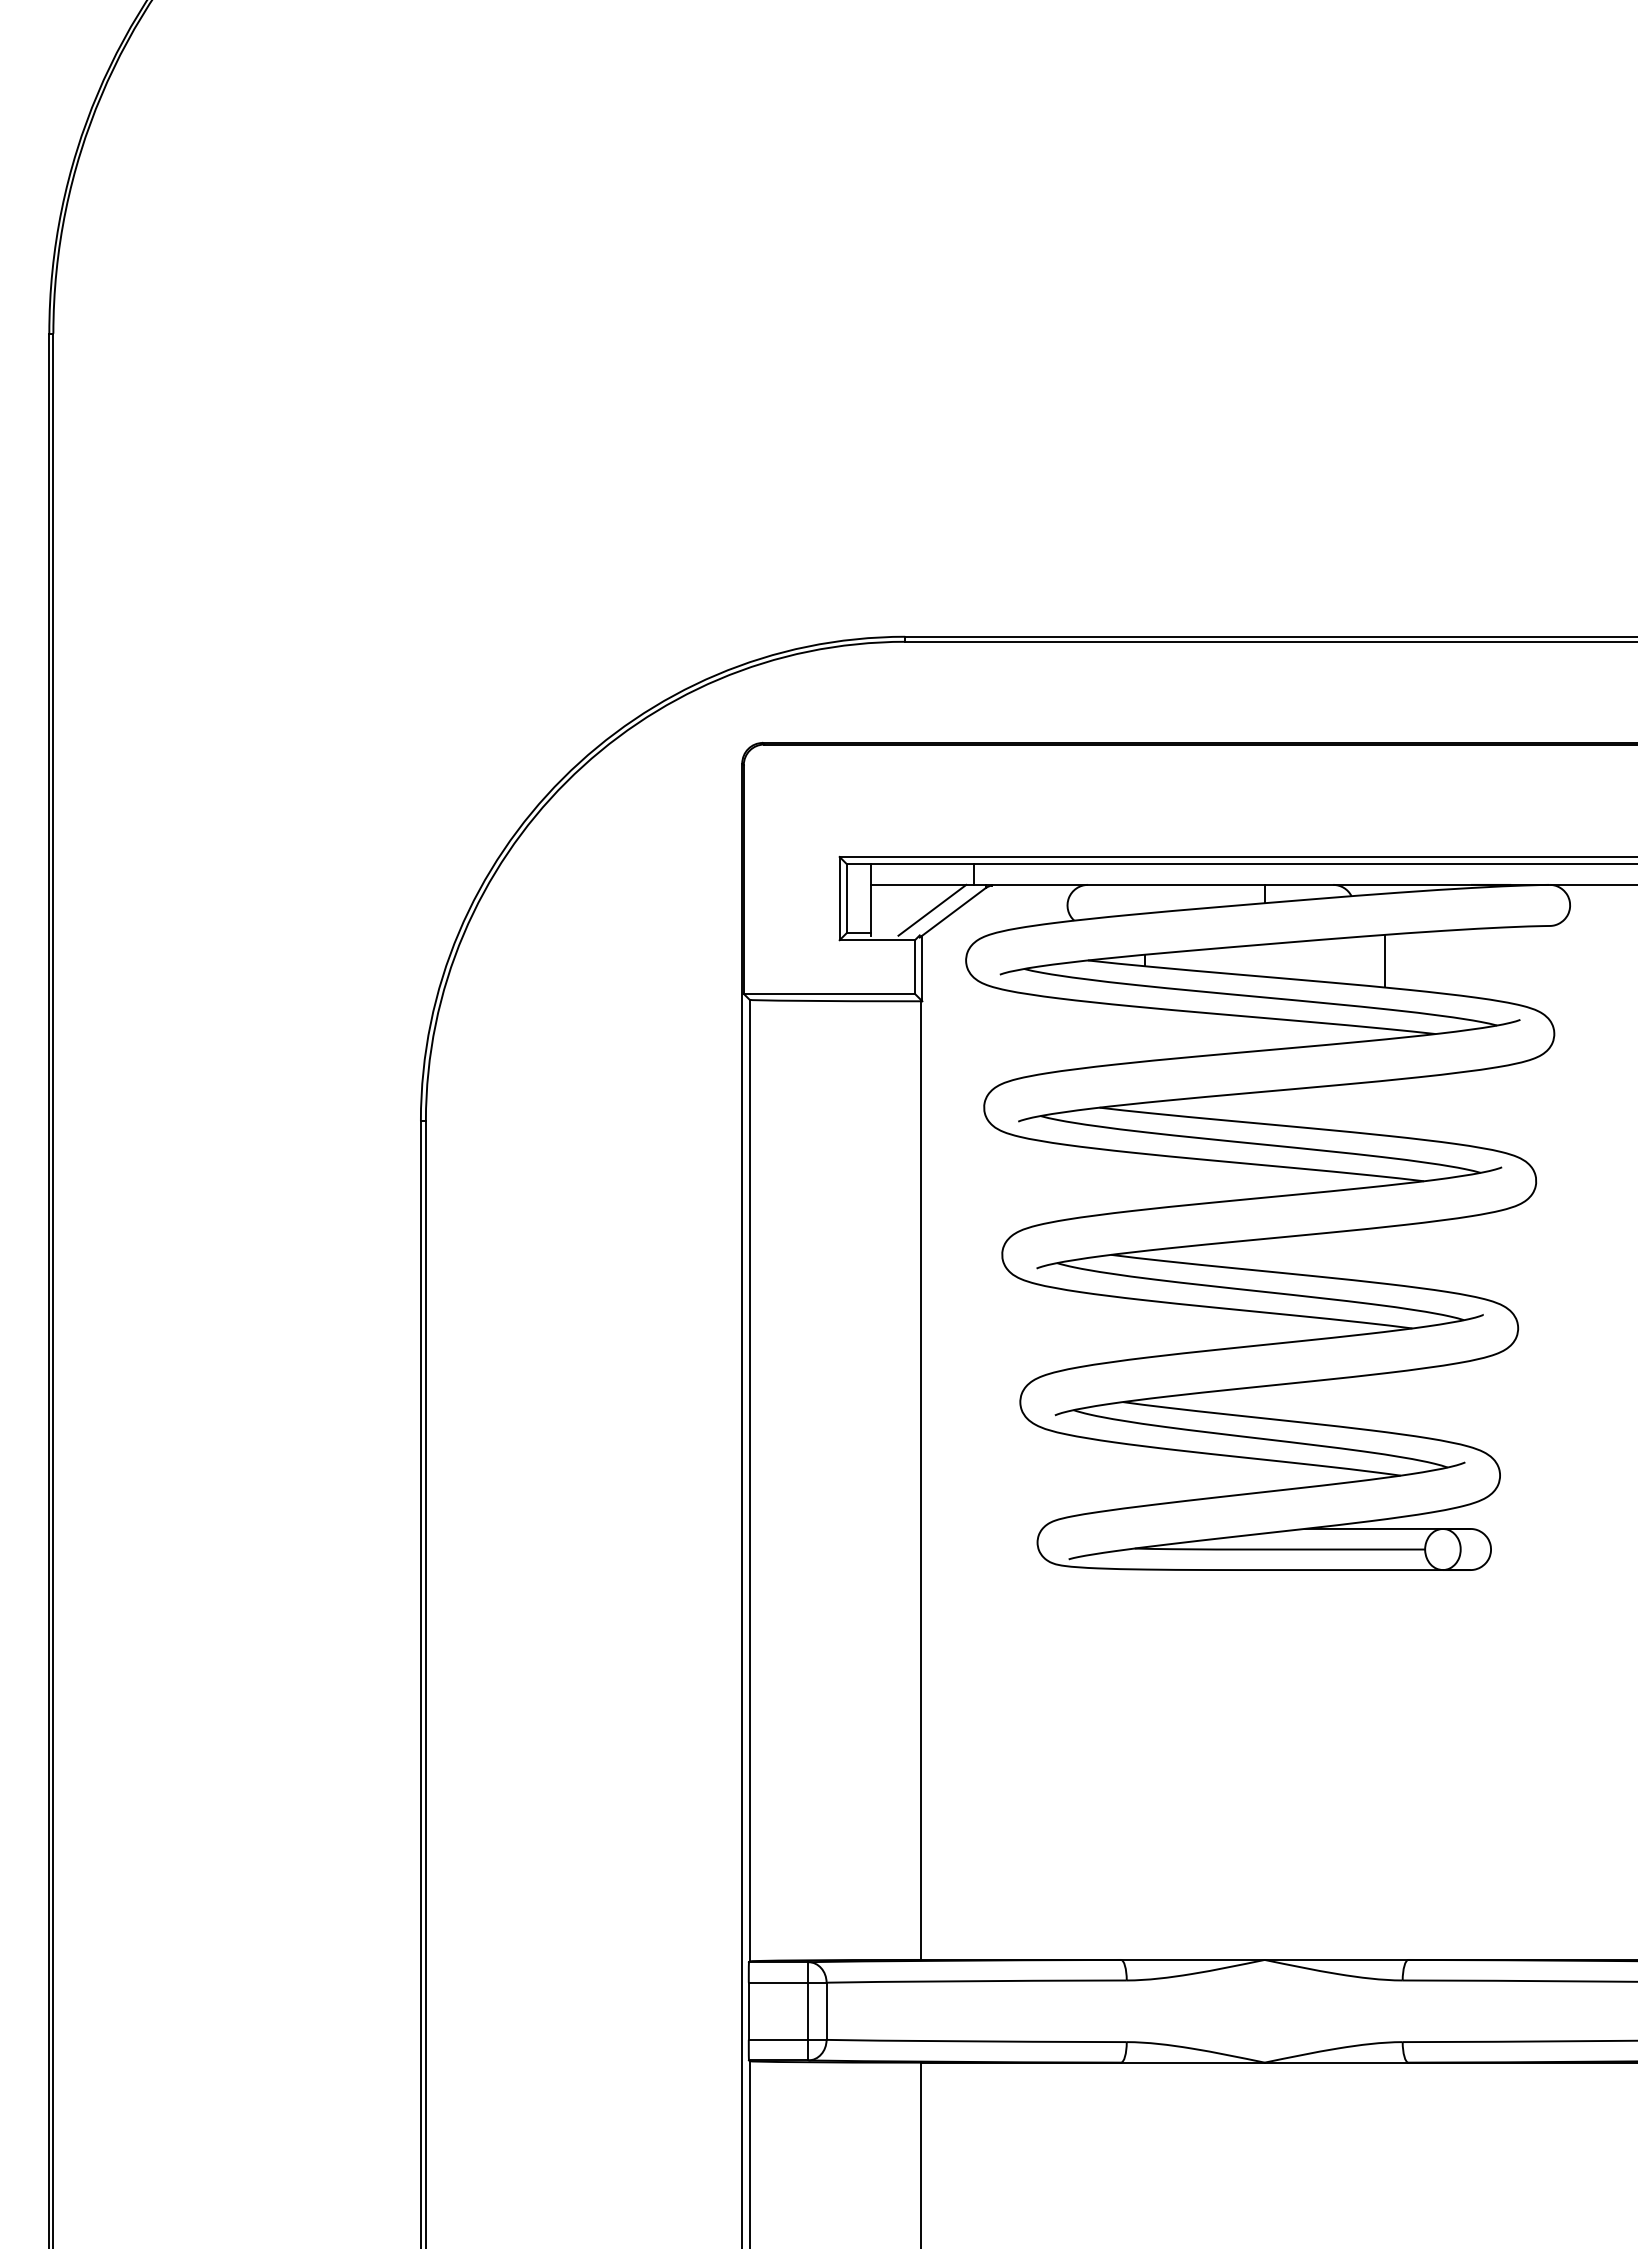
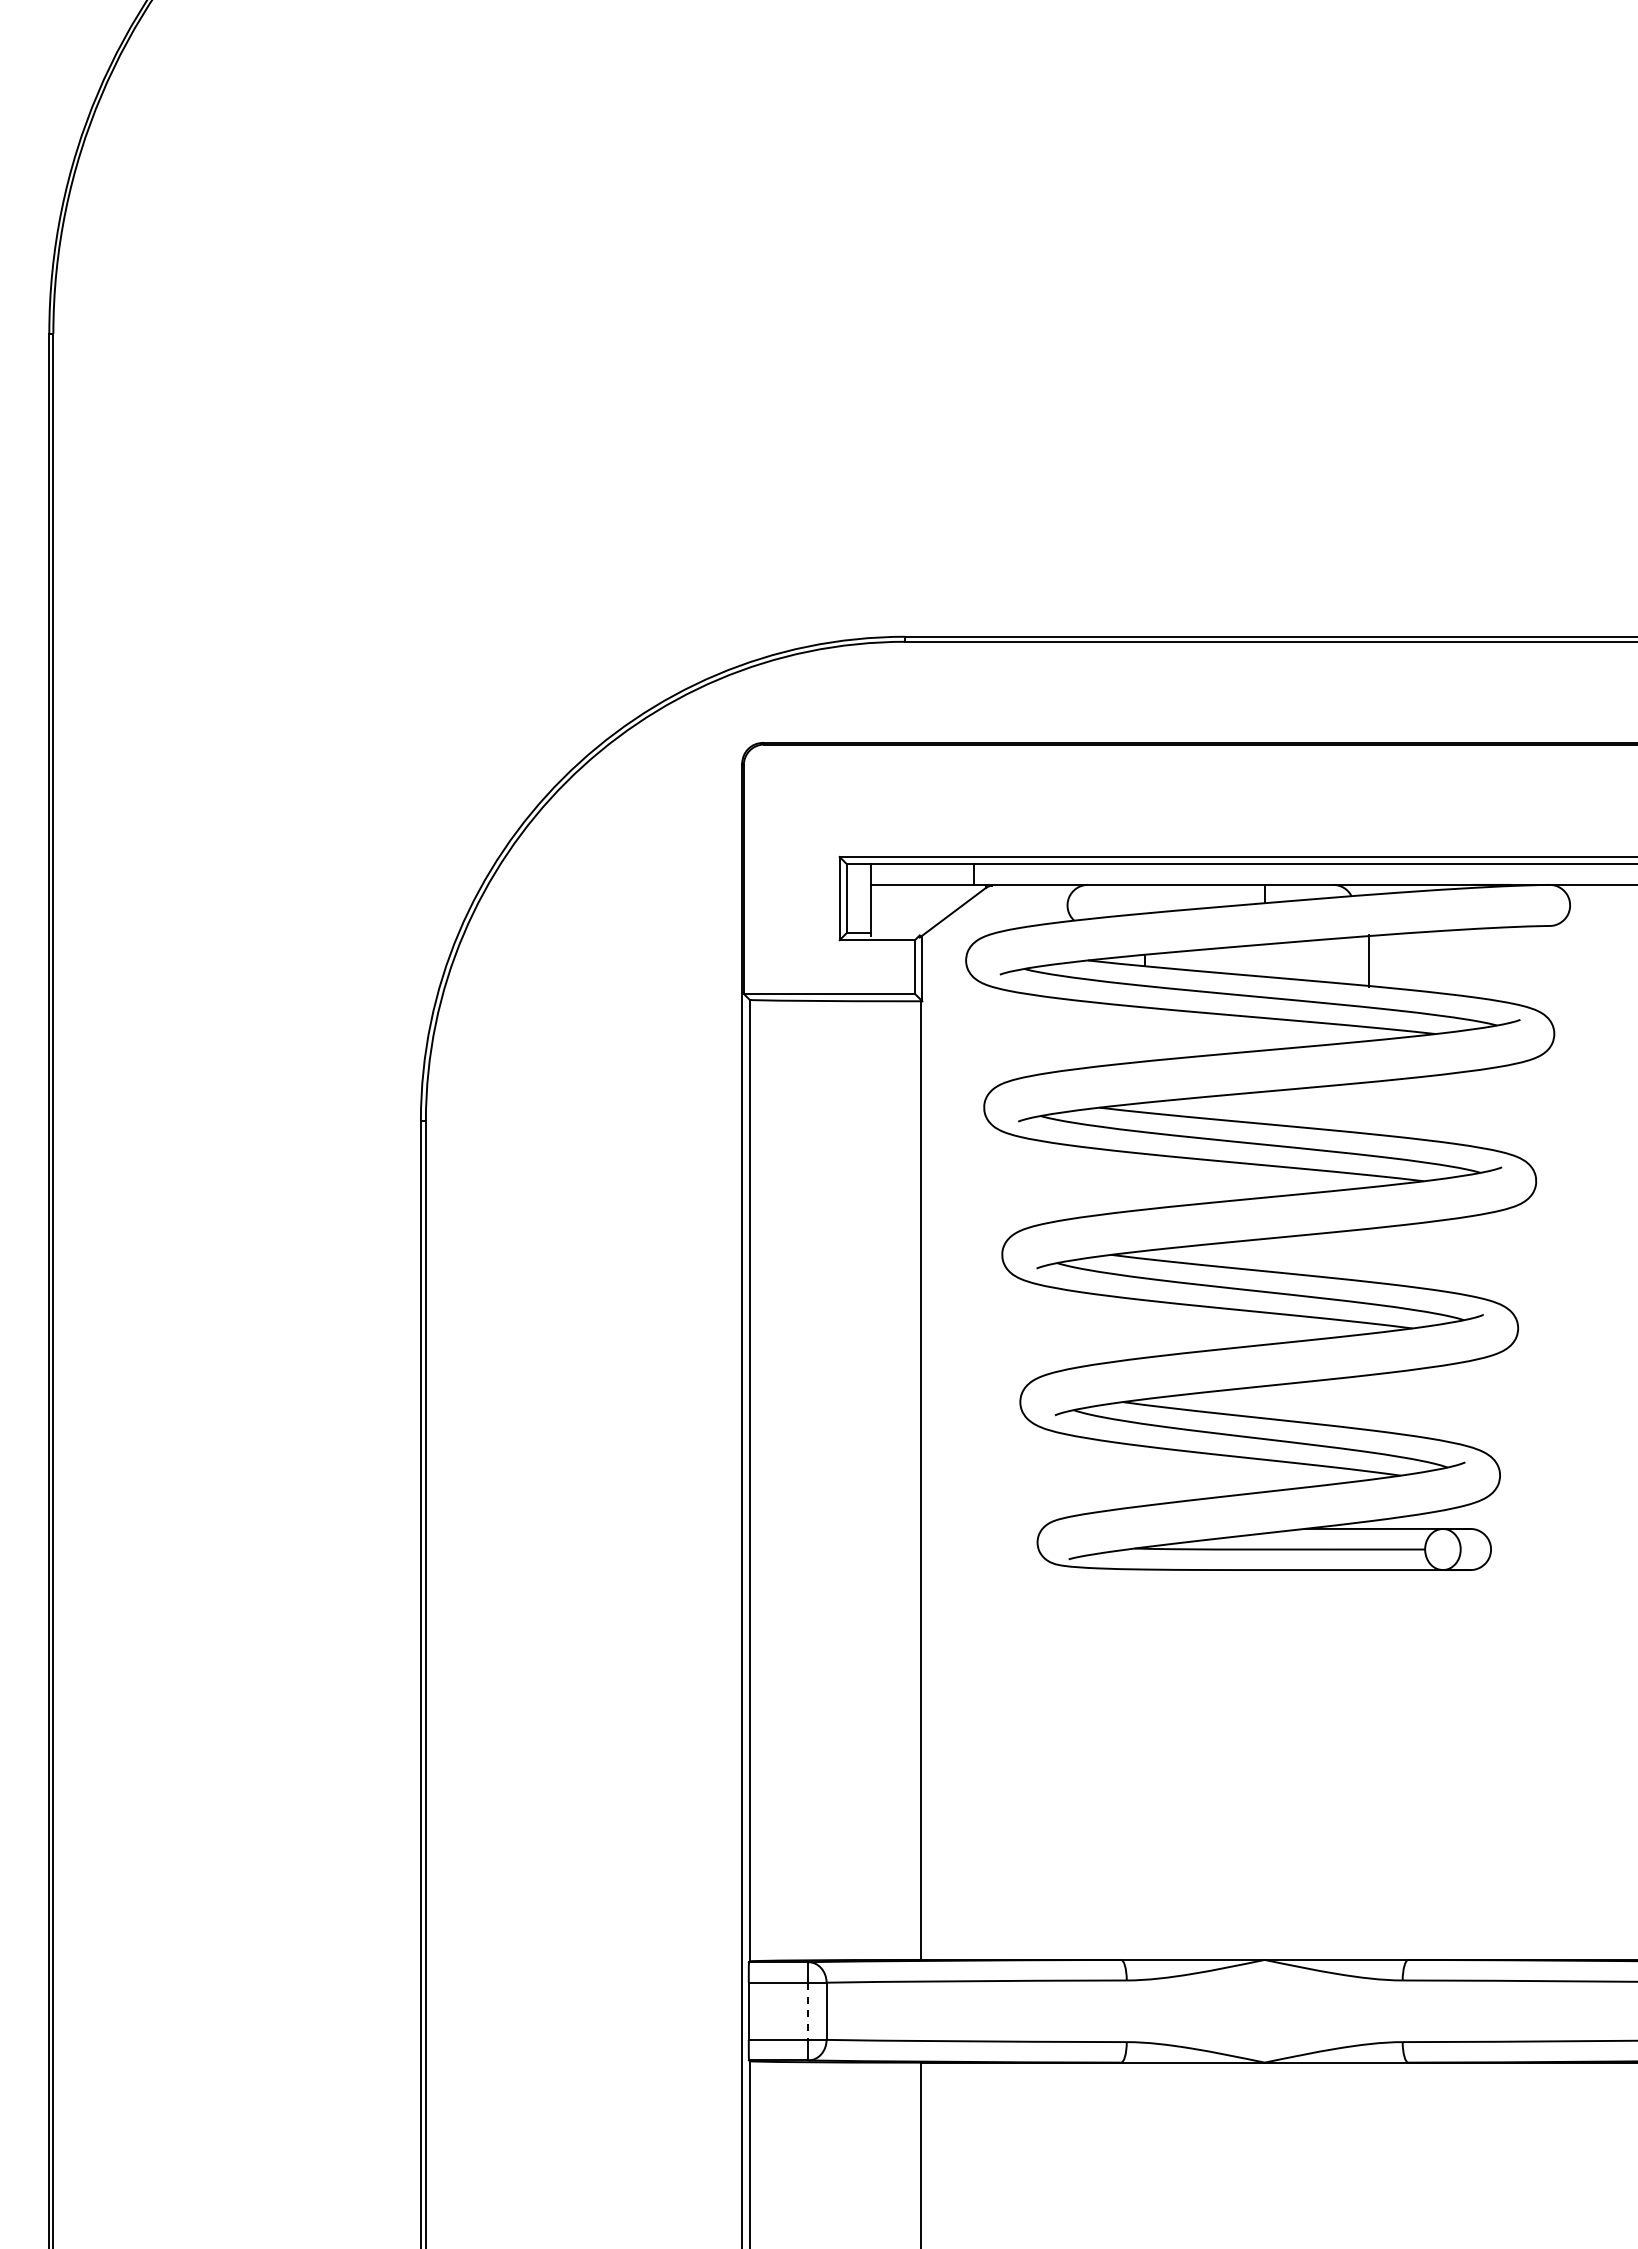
line: present -> none (932, 909)
line position: (1384, 960) -> (1368, 960) (1368, 960)
line: solid -> dashed (808, 2011)
